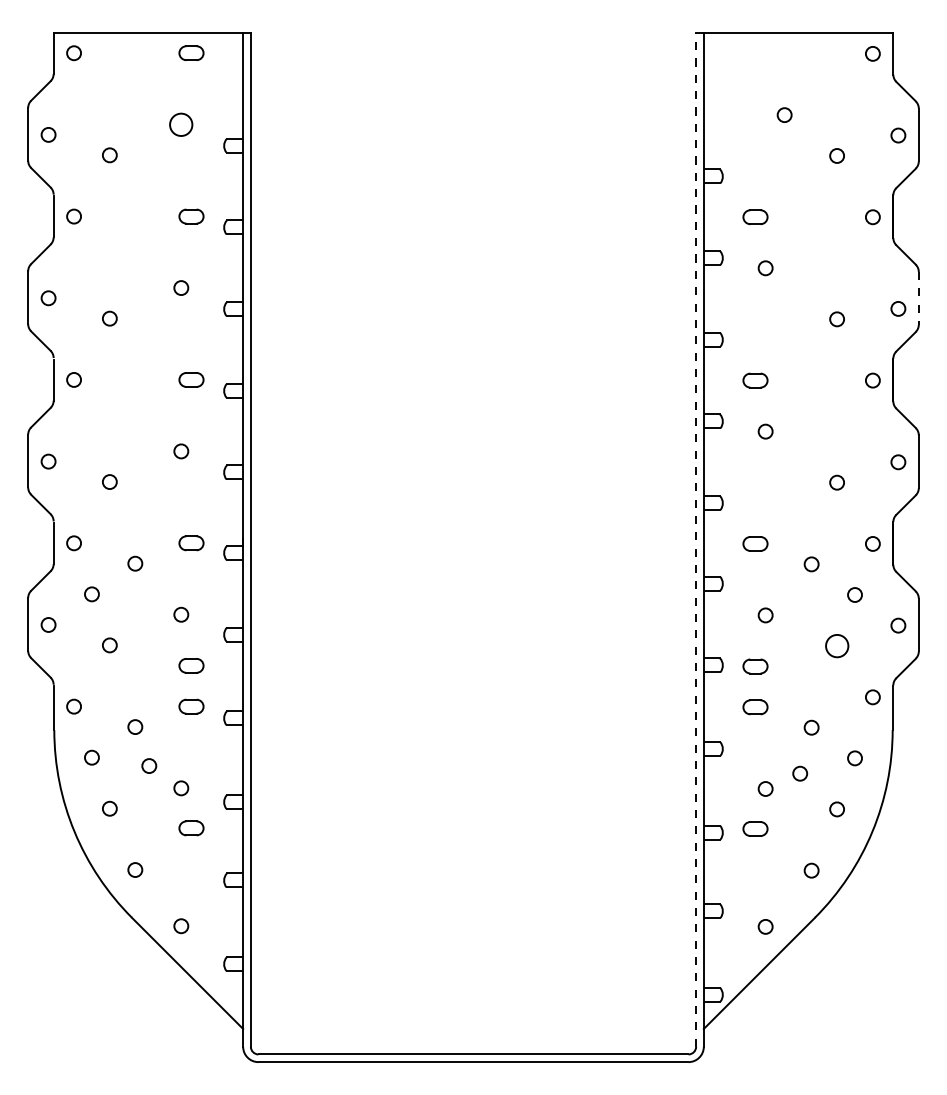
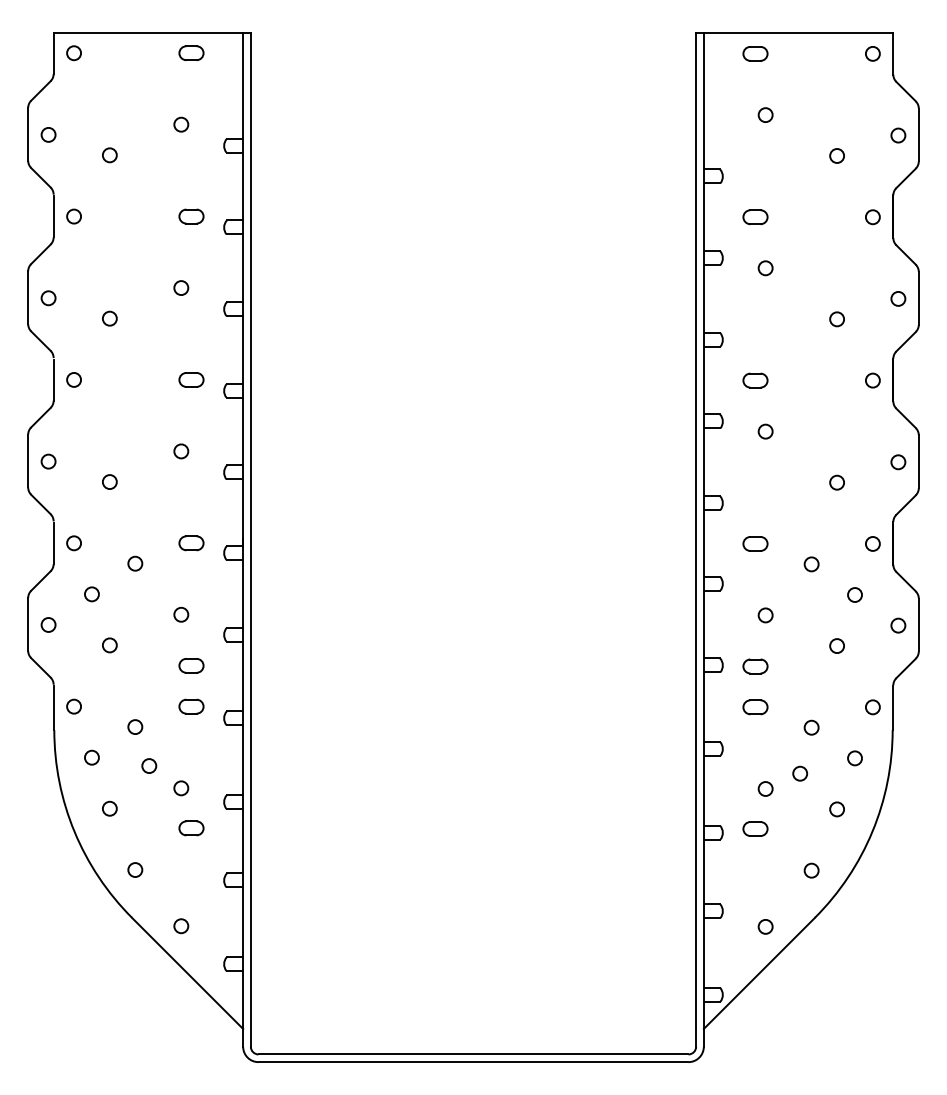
part: none -> present (755, 53)
circle position: (784, 114) -> (765, 114) (765, 114)
circle size: 25x25 px -> 17x17 px (181, 124)
line: dashed -> solid (918, 298)
circle position: (898, 308) -> (898, 298) (898, 298)
line: dashed -> solid (696, 540)
circle size: 25x25 px -> 16x16 px (836, 645)
circle position: (872, 697) -> (872, 707) (872, 707)
